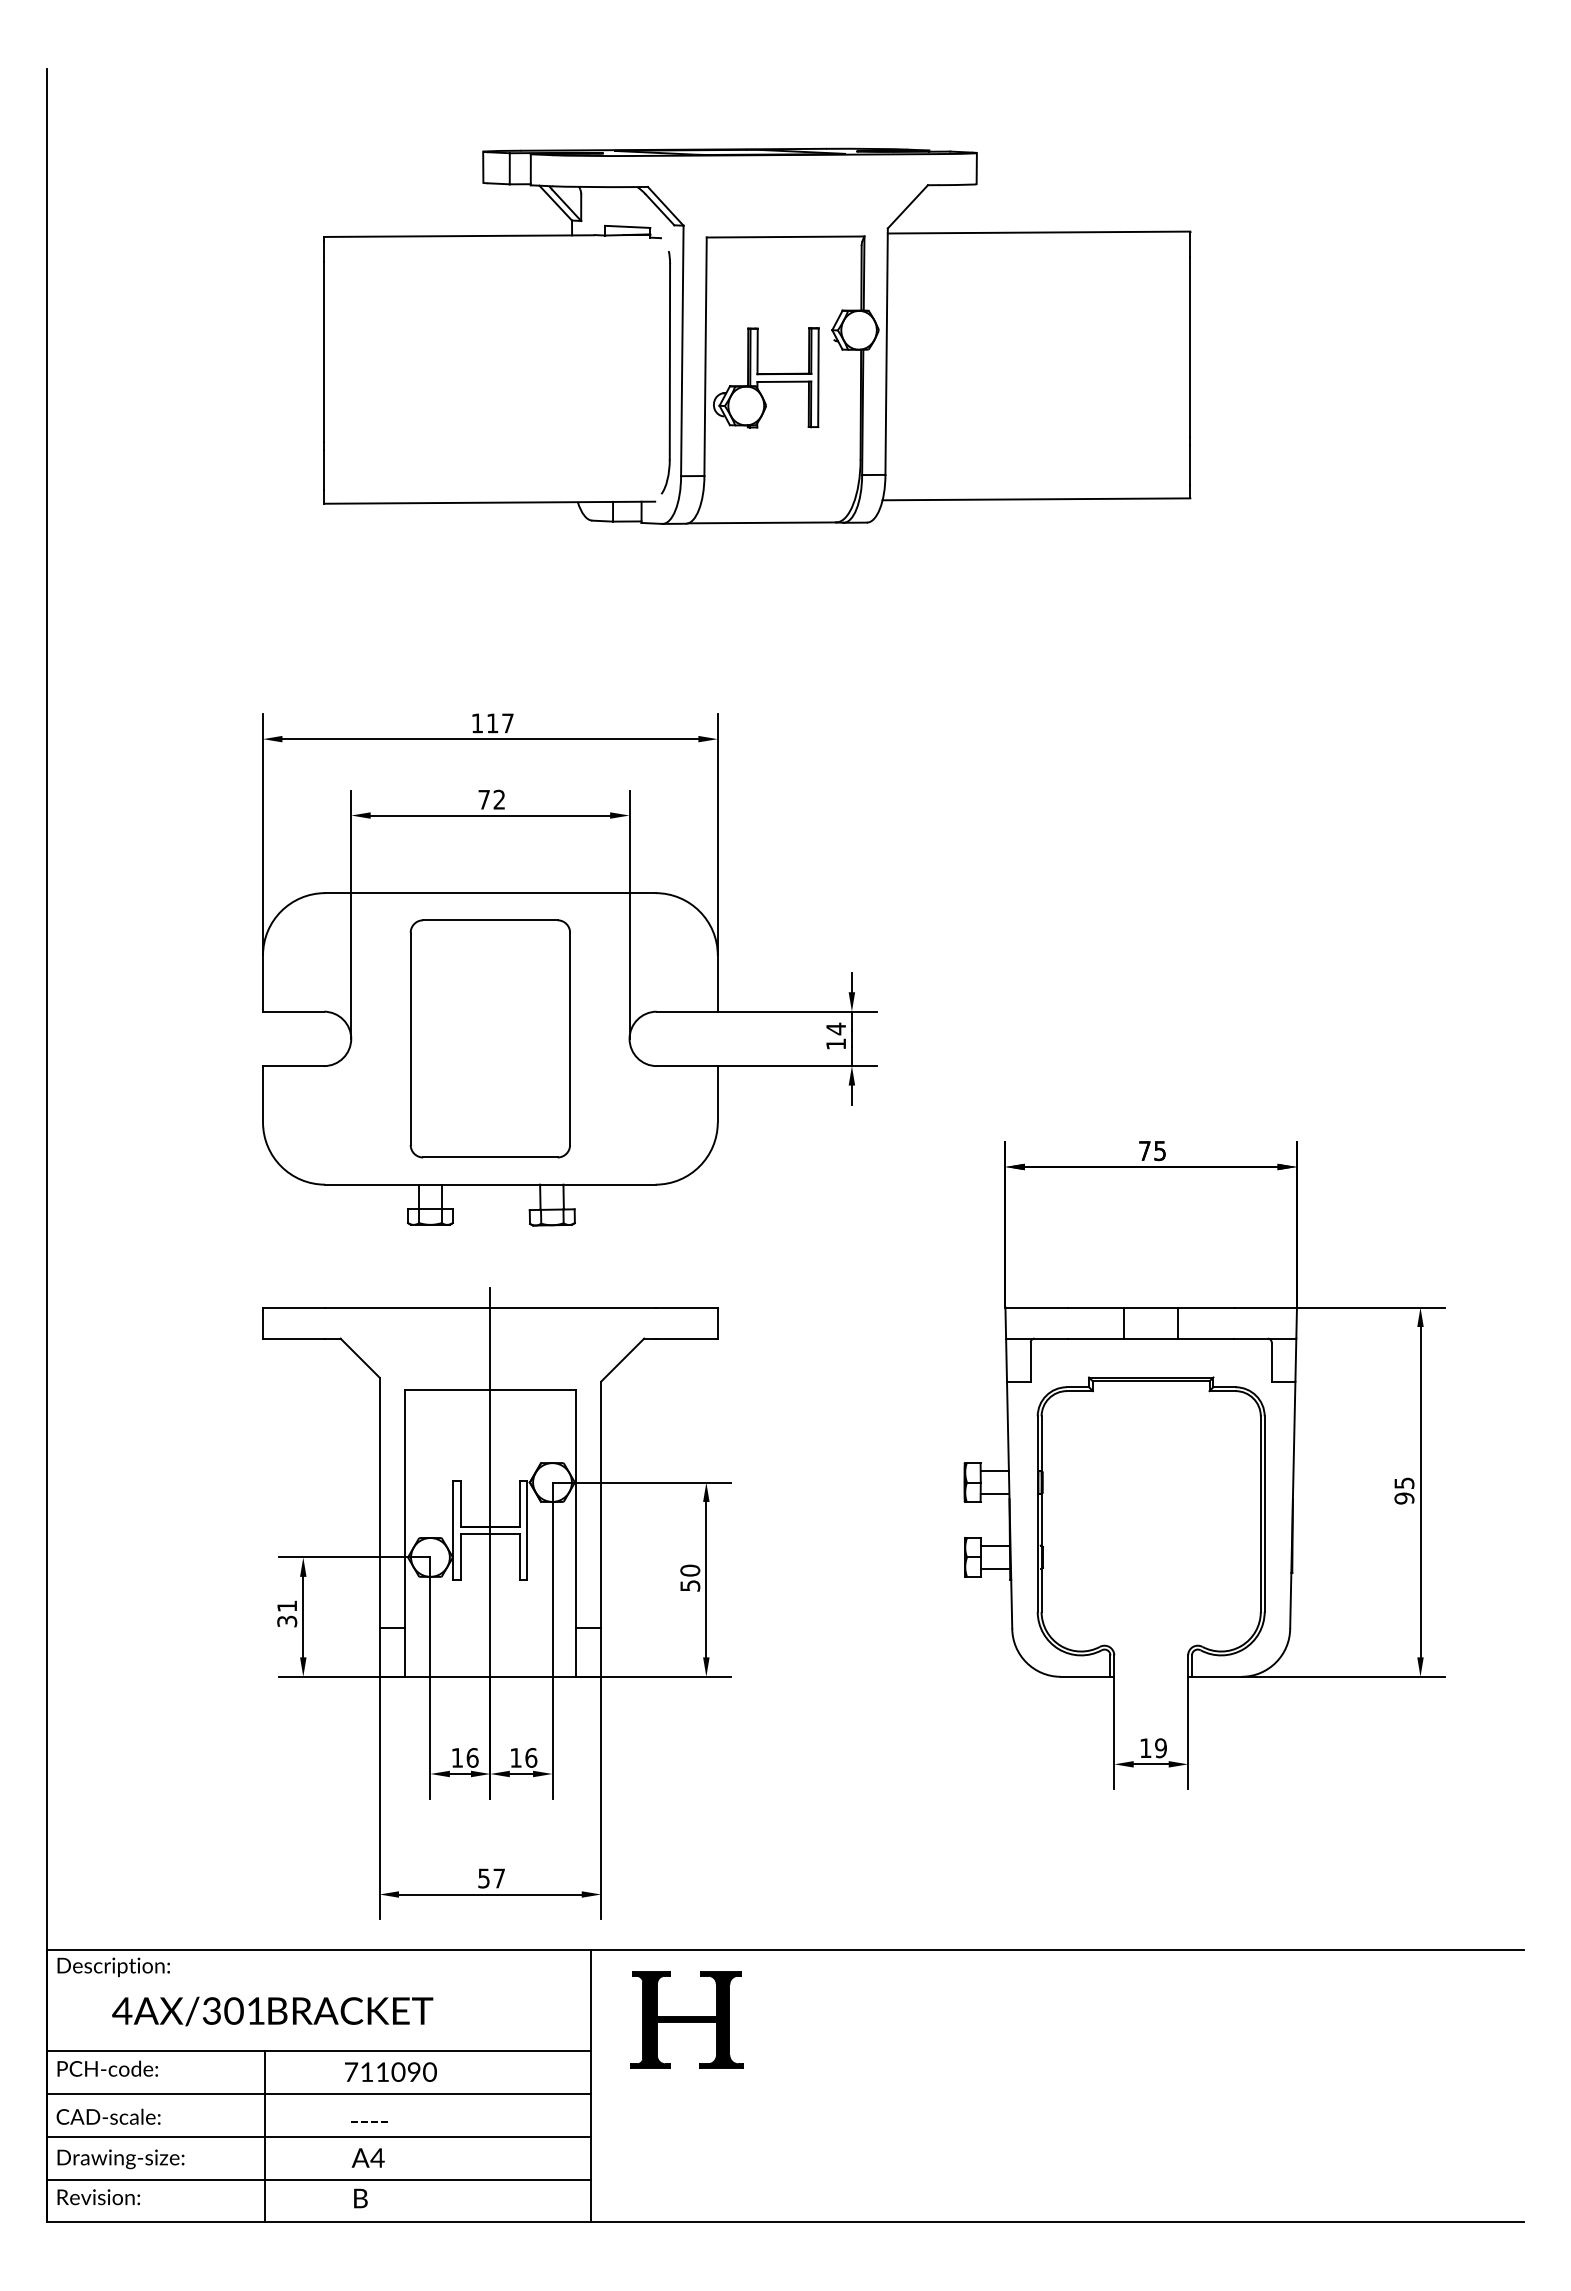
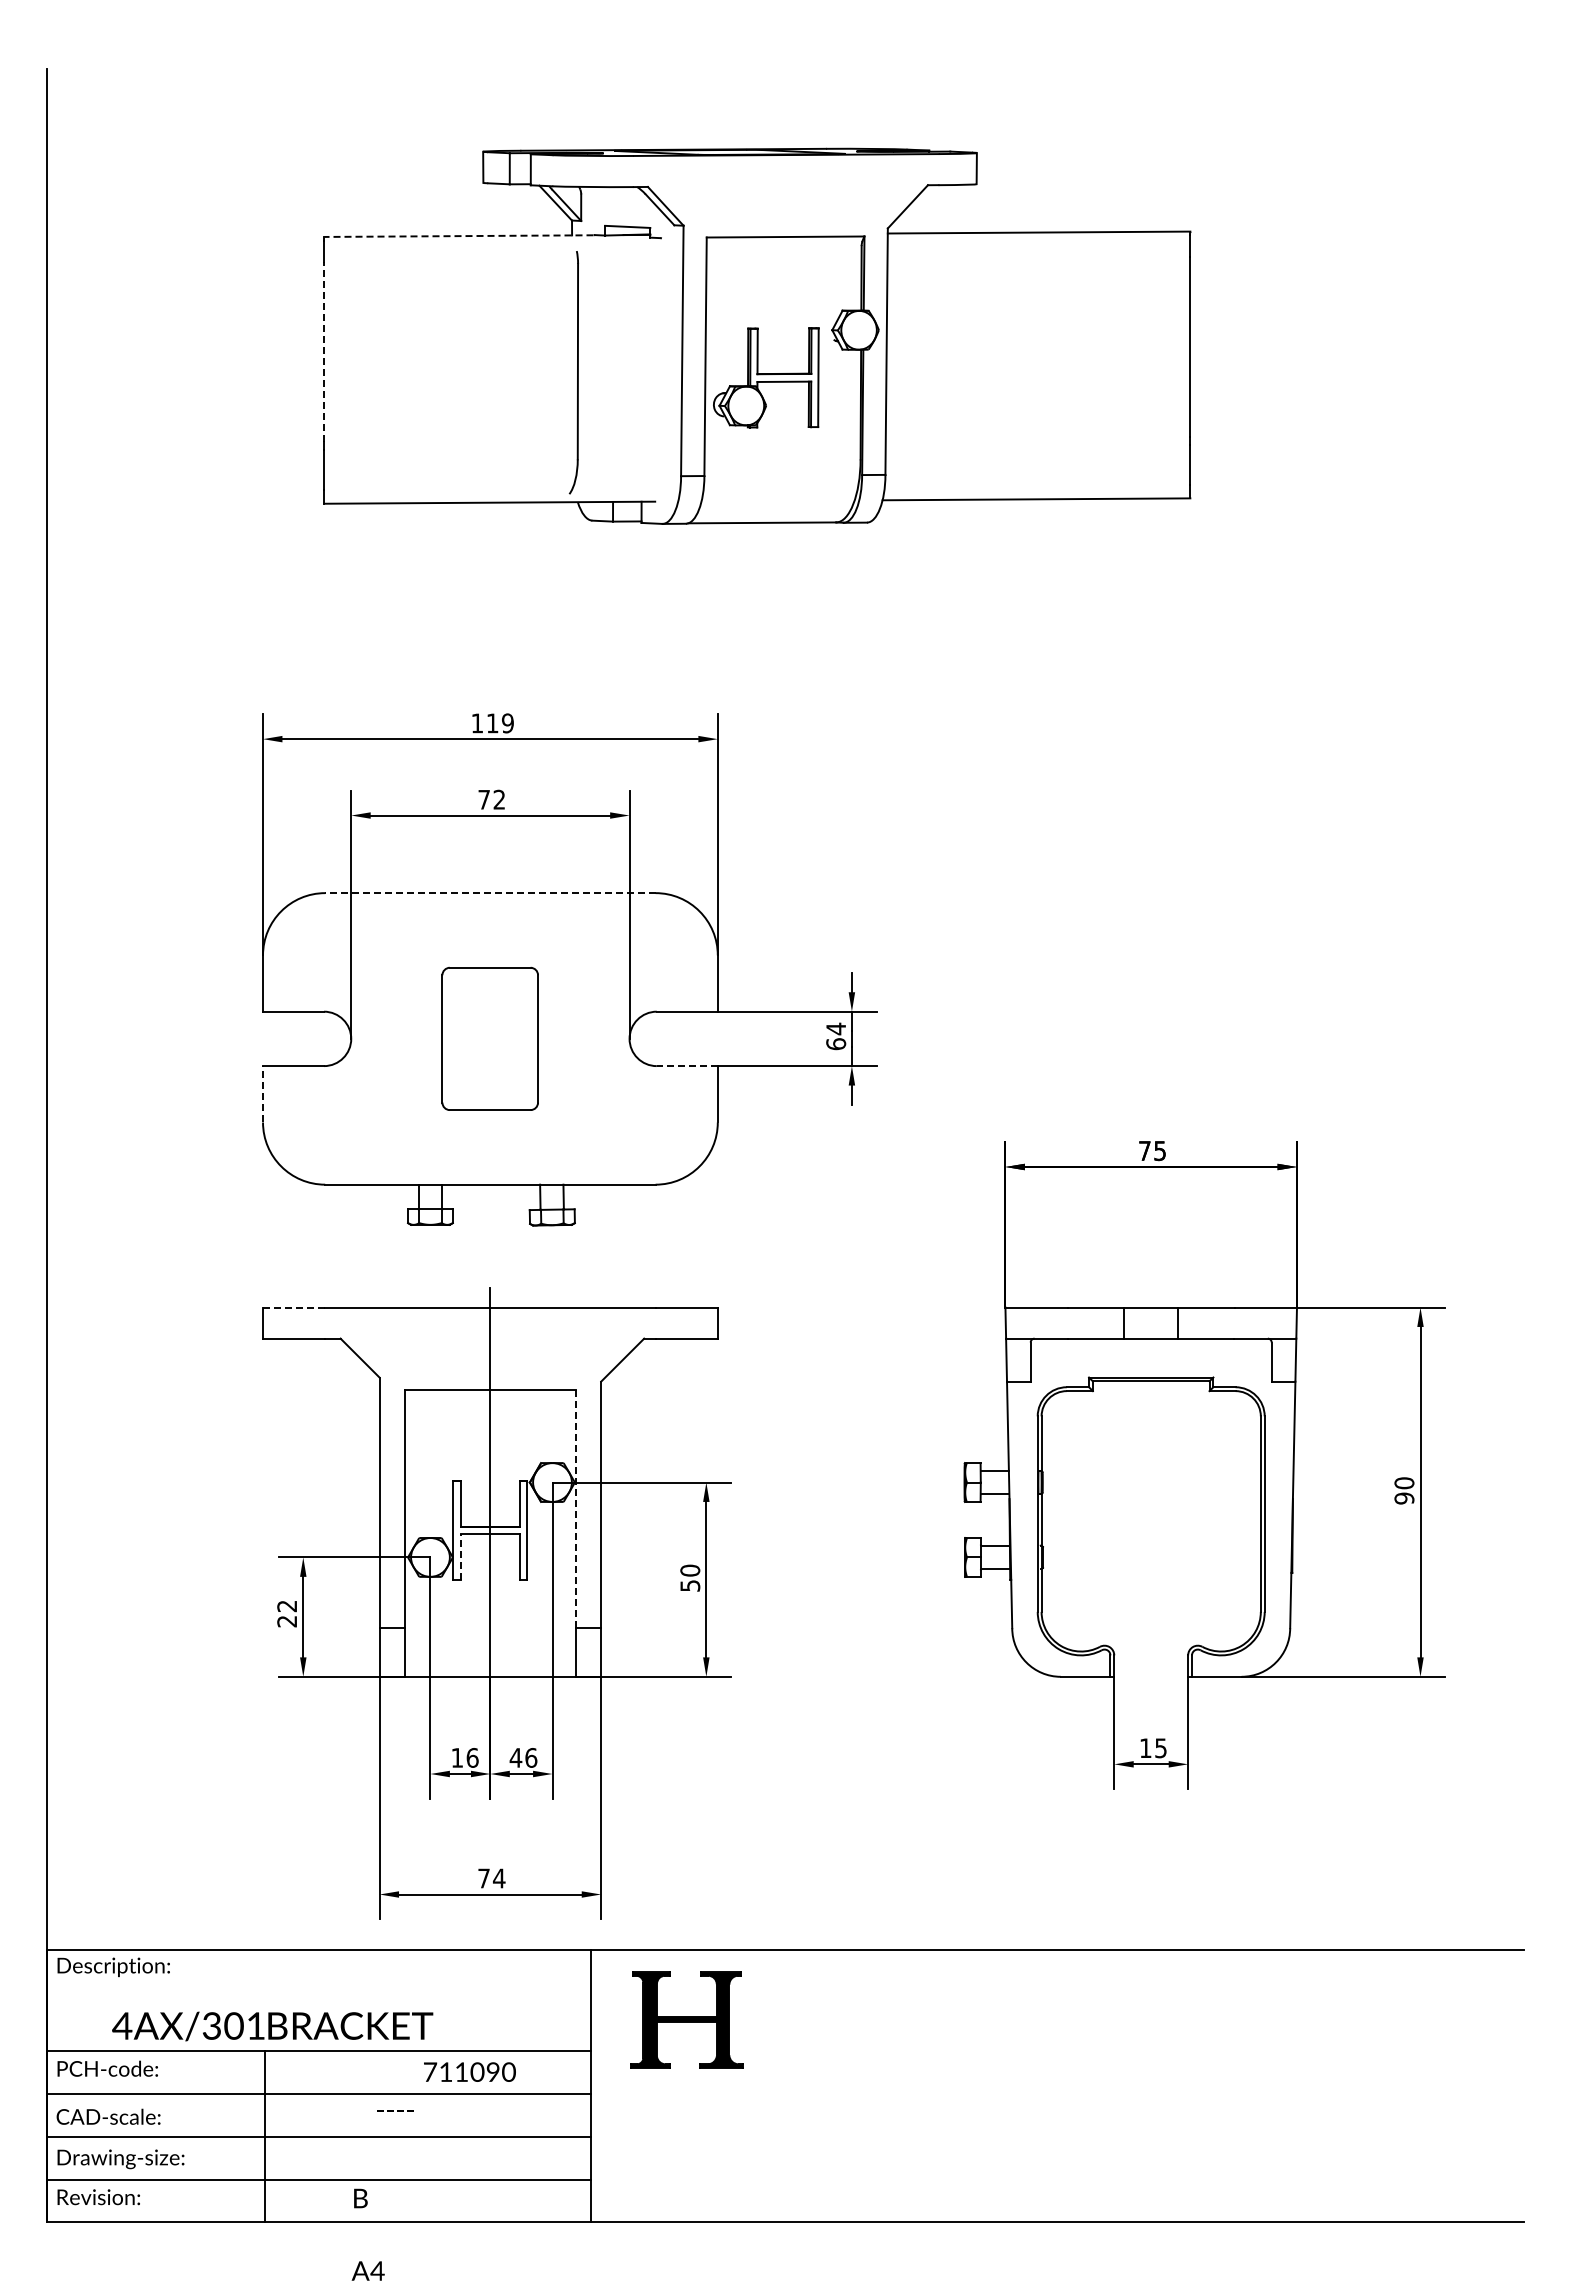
line: solid -> dashed (458, 236)
line: solid -> dashed (324, 351)
part position: (665, 372) -> (573, 372) (573, 372)
text: 117 -> 119 (507, 723)
line: solid -> dashed (489, 893)
part size: 162x240 px -> 98x145 px (489, 1038)
text: 14 -> 64 (836, 1044)
line: solid -> dashed (687, 1066)
line: solid -> dashed (263, 1093)
line: solid -> dashed (293, 1307)
text: 95 -> 90 (1404, 1483)
line: solid -> dashed (575, 1508)
line: solid -> dashed (461, 1557)
text: 31 -> 22 (287, 1613)
text: 19 -> 15 (1160, 1747)
text: 16 -> 46 (515, 1757)
text: 57 -> 74 (491, 1878)
text position: (272, 2011) -> (272, 2026) (272, 2026)
text position: (390, 2071) -> (469, 2071) (469, 2071)
text position: (369, 2121) -> (395, 2110) (395, 2110)
text position: (367, 2157) -> (367, 2270) (367, 2270)
